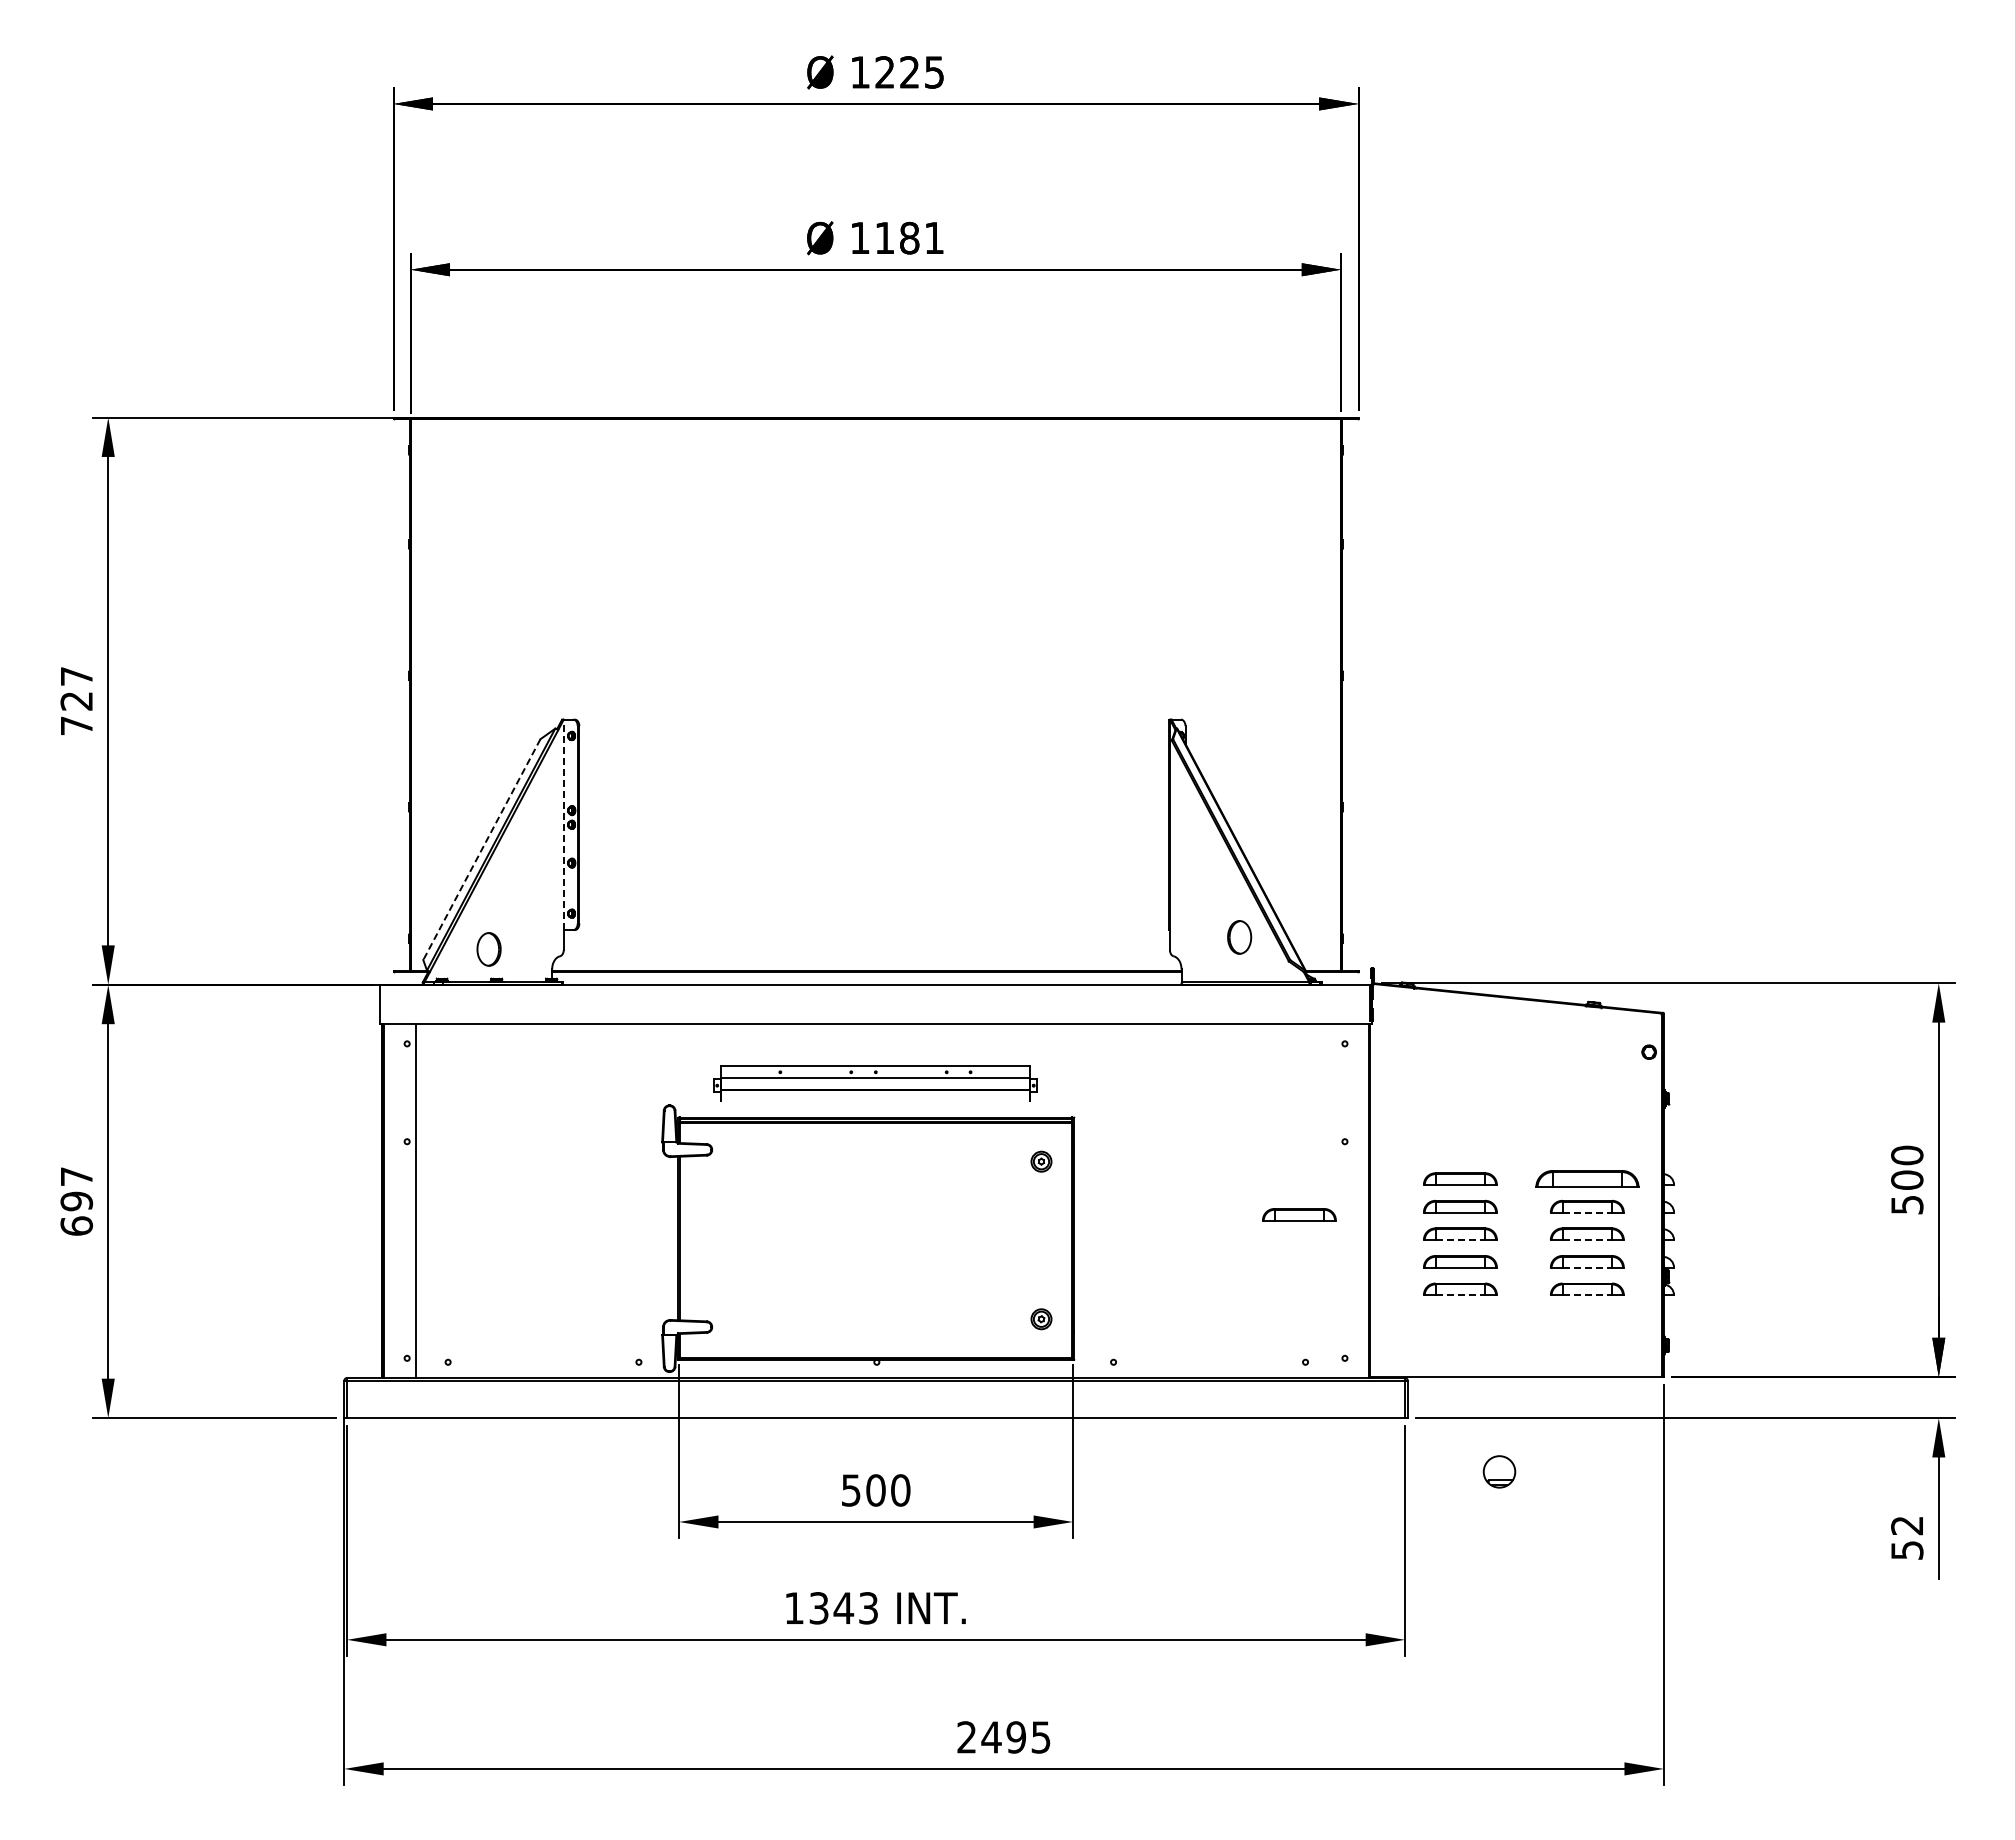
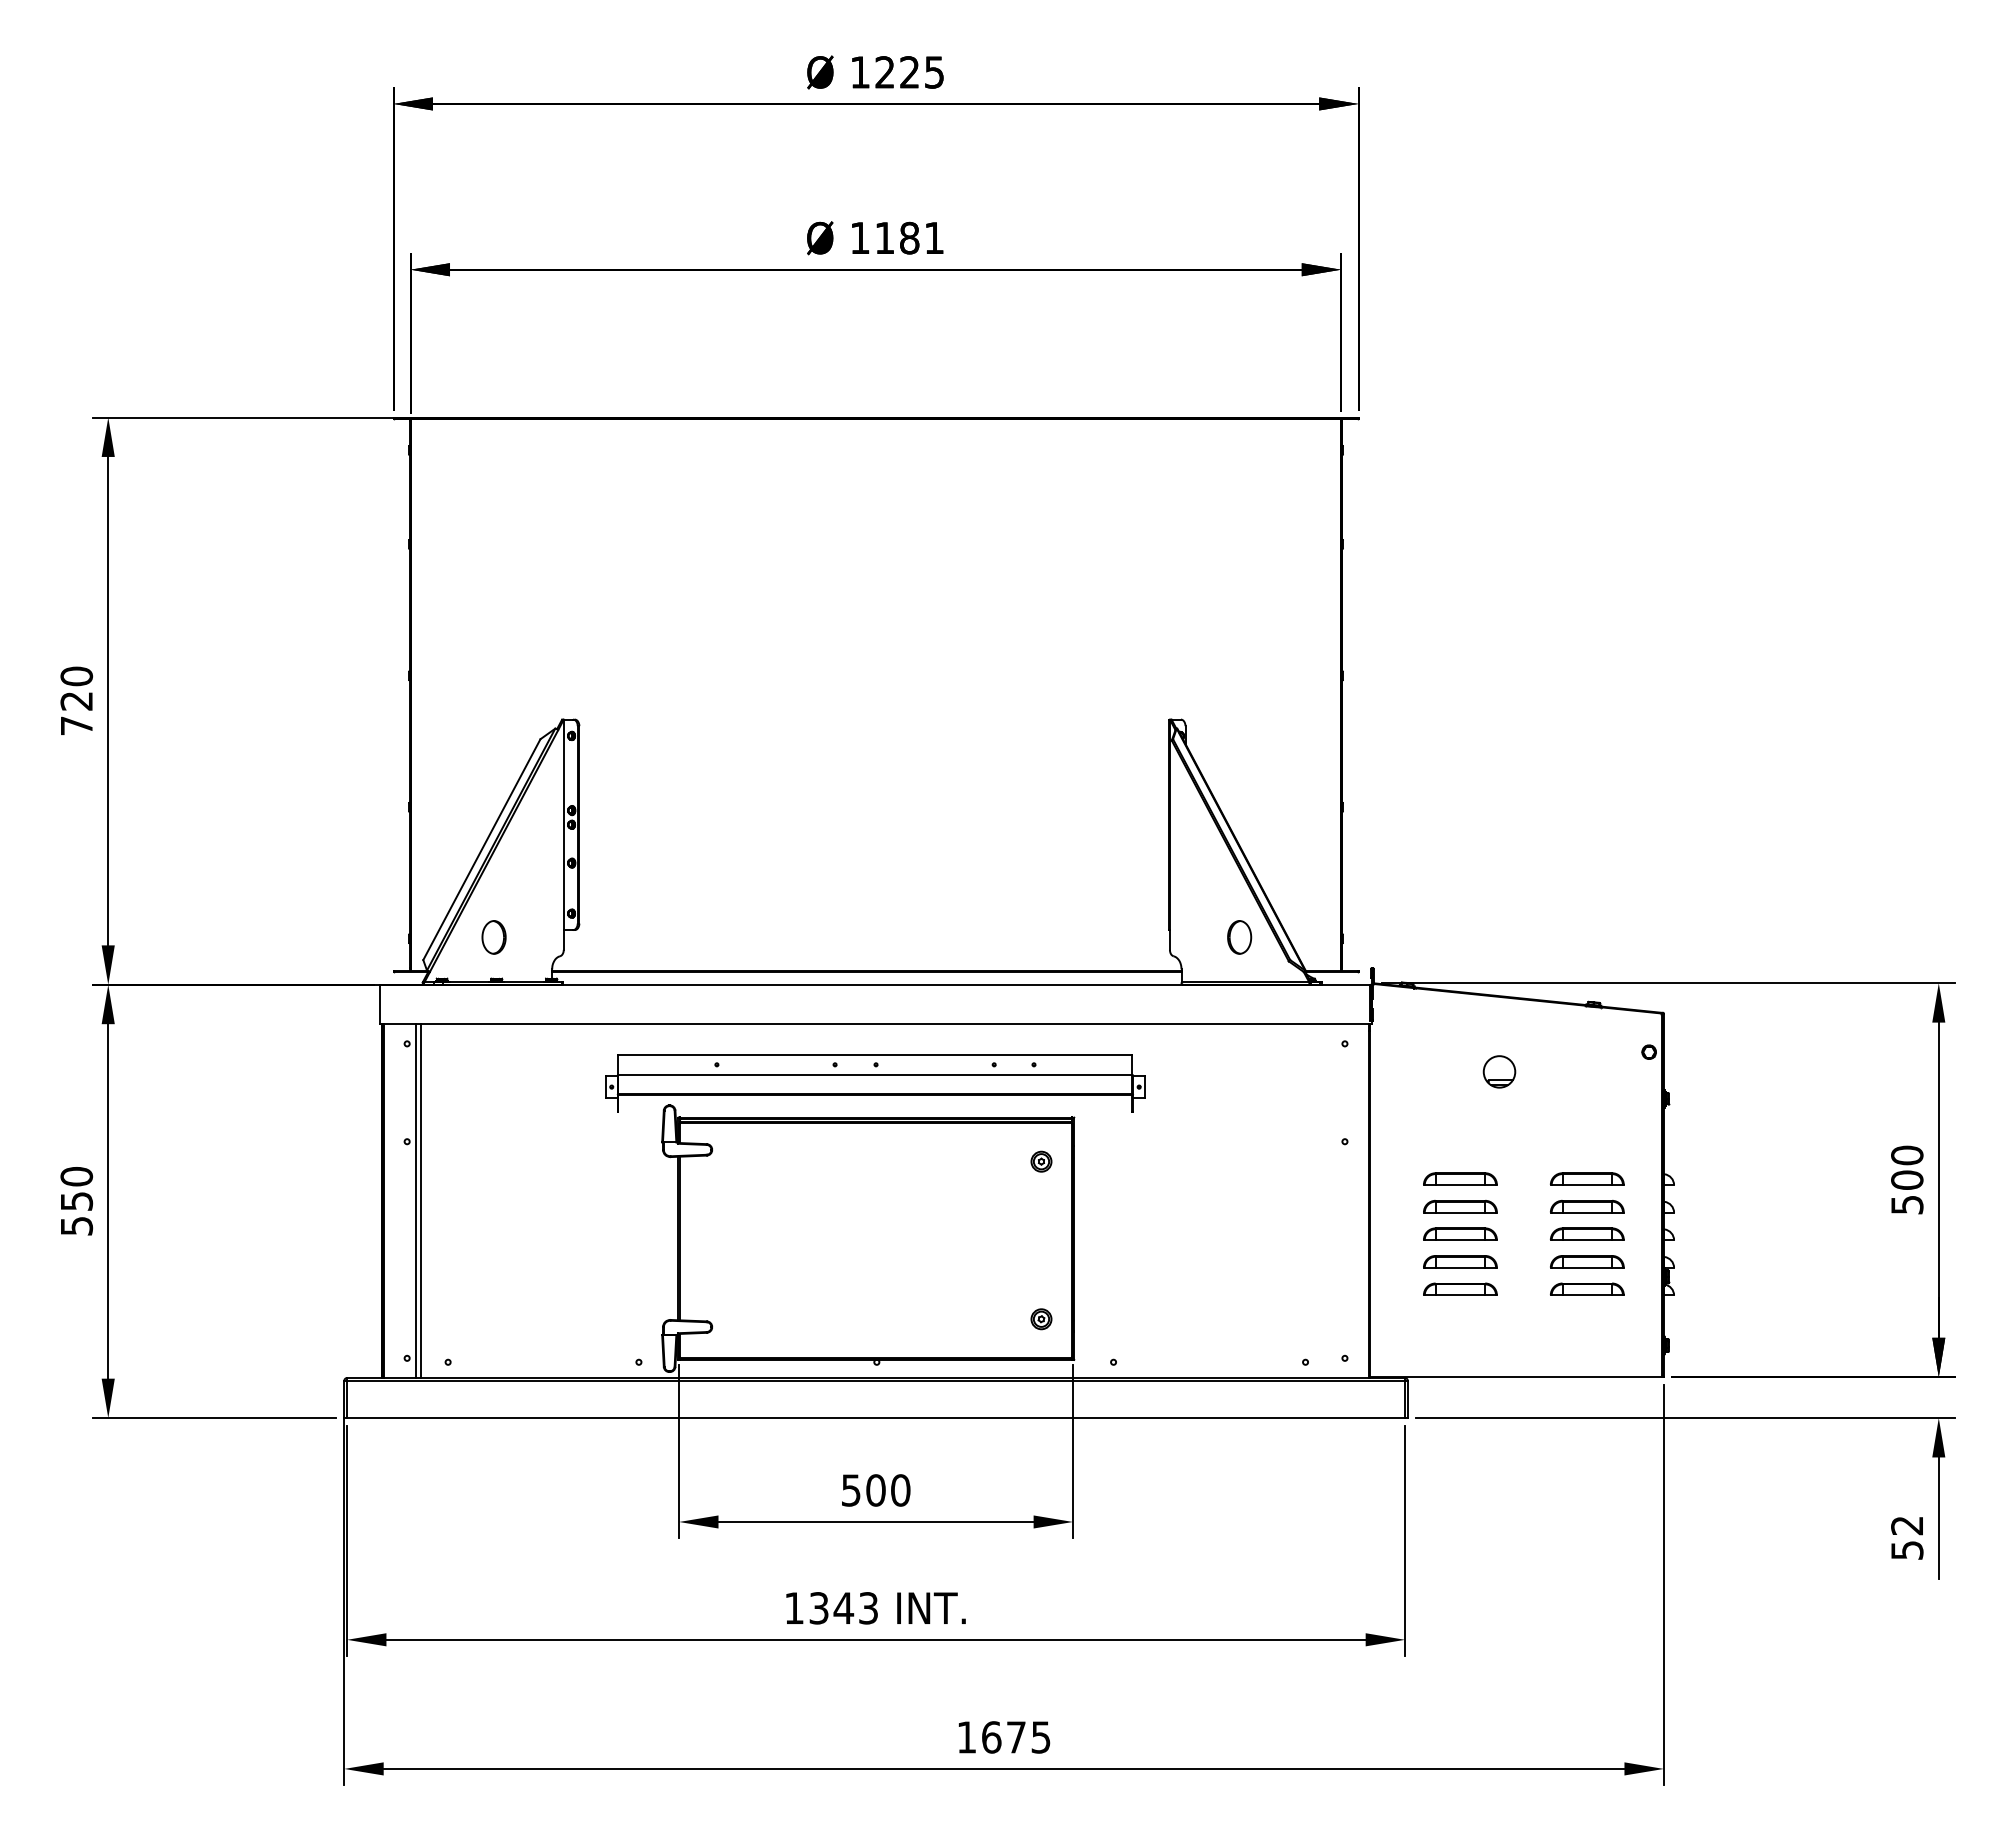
text: 727 -> 720 (76, 676)
line: dashed -> solid (563, 824)
line: dashed -> solid (481, 849)
part position: (488, 949) -> (493, 937) (493, 937)
part size: 325x37 px -> 541x59 px (875, 1083)
part size: 105x18 px -> 76x14 px (1586, 1178)
text: 697 -> 550 (76, 1201)
line: none -> present (420, 1201)
line: dashed -> solid (1587, 1212)
part: present -> none (1299, 1214)
line: dashed -> solid (1460, 1240)
line: dashed -> solid (1587, 1240)
line: dashed -> solid (1587, 1267)
line: dashed -> solid (1460, 1295)
line: dashed -> solid (1587, 1295)
part position: (1499, 1471) -> (1499, 1071) (1499, 1071)
text: 2495 -> 1675 (991, 1737)
